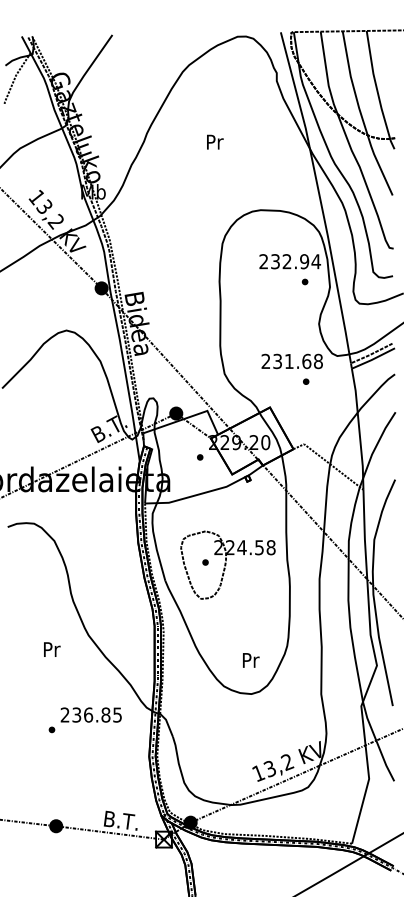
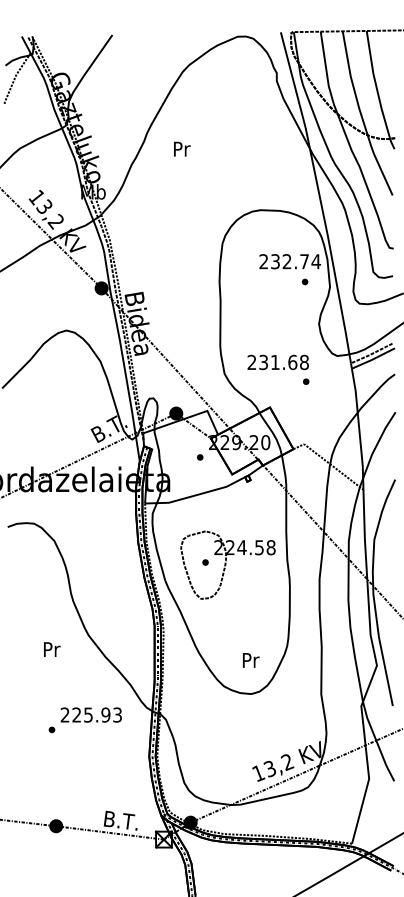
text position: (215, 141) -> (182, 148) (182, 148)
text: 232.94 -> 232.74 (304, 261)
text position: (291, 361) -> (277, 362) (277, 362)
text: 236.85 -> 225.93 (96, 714)
